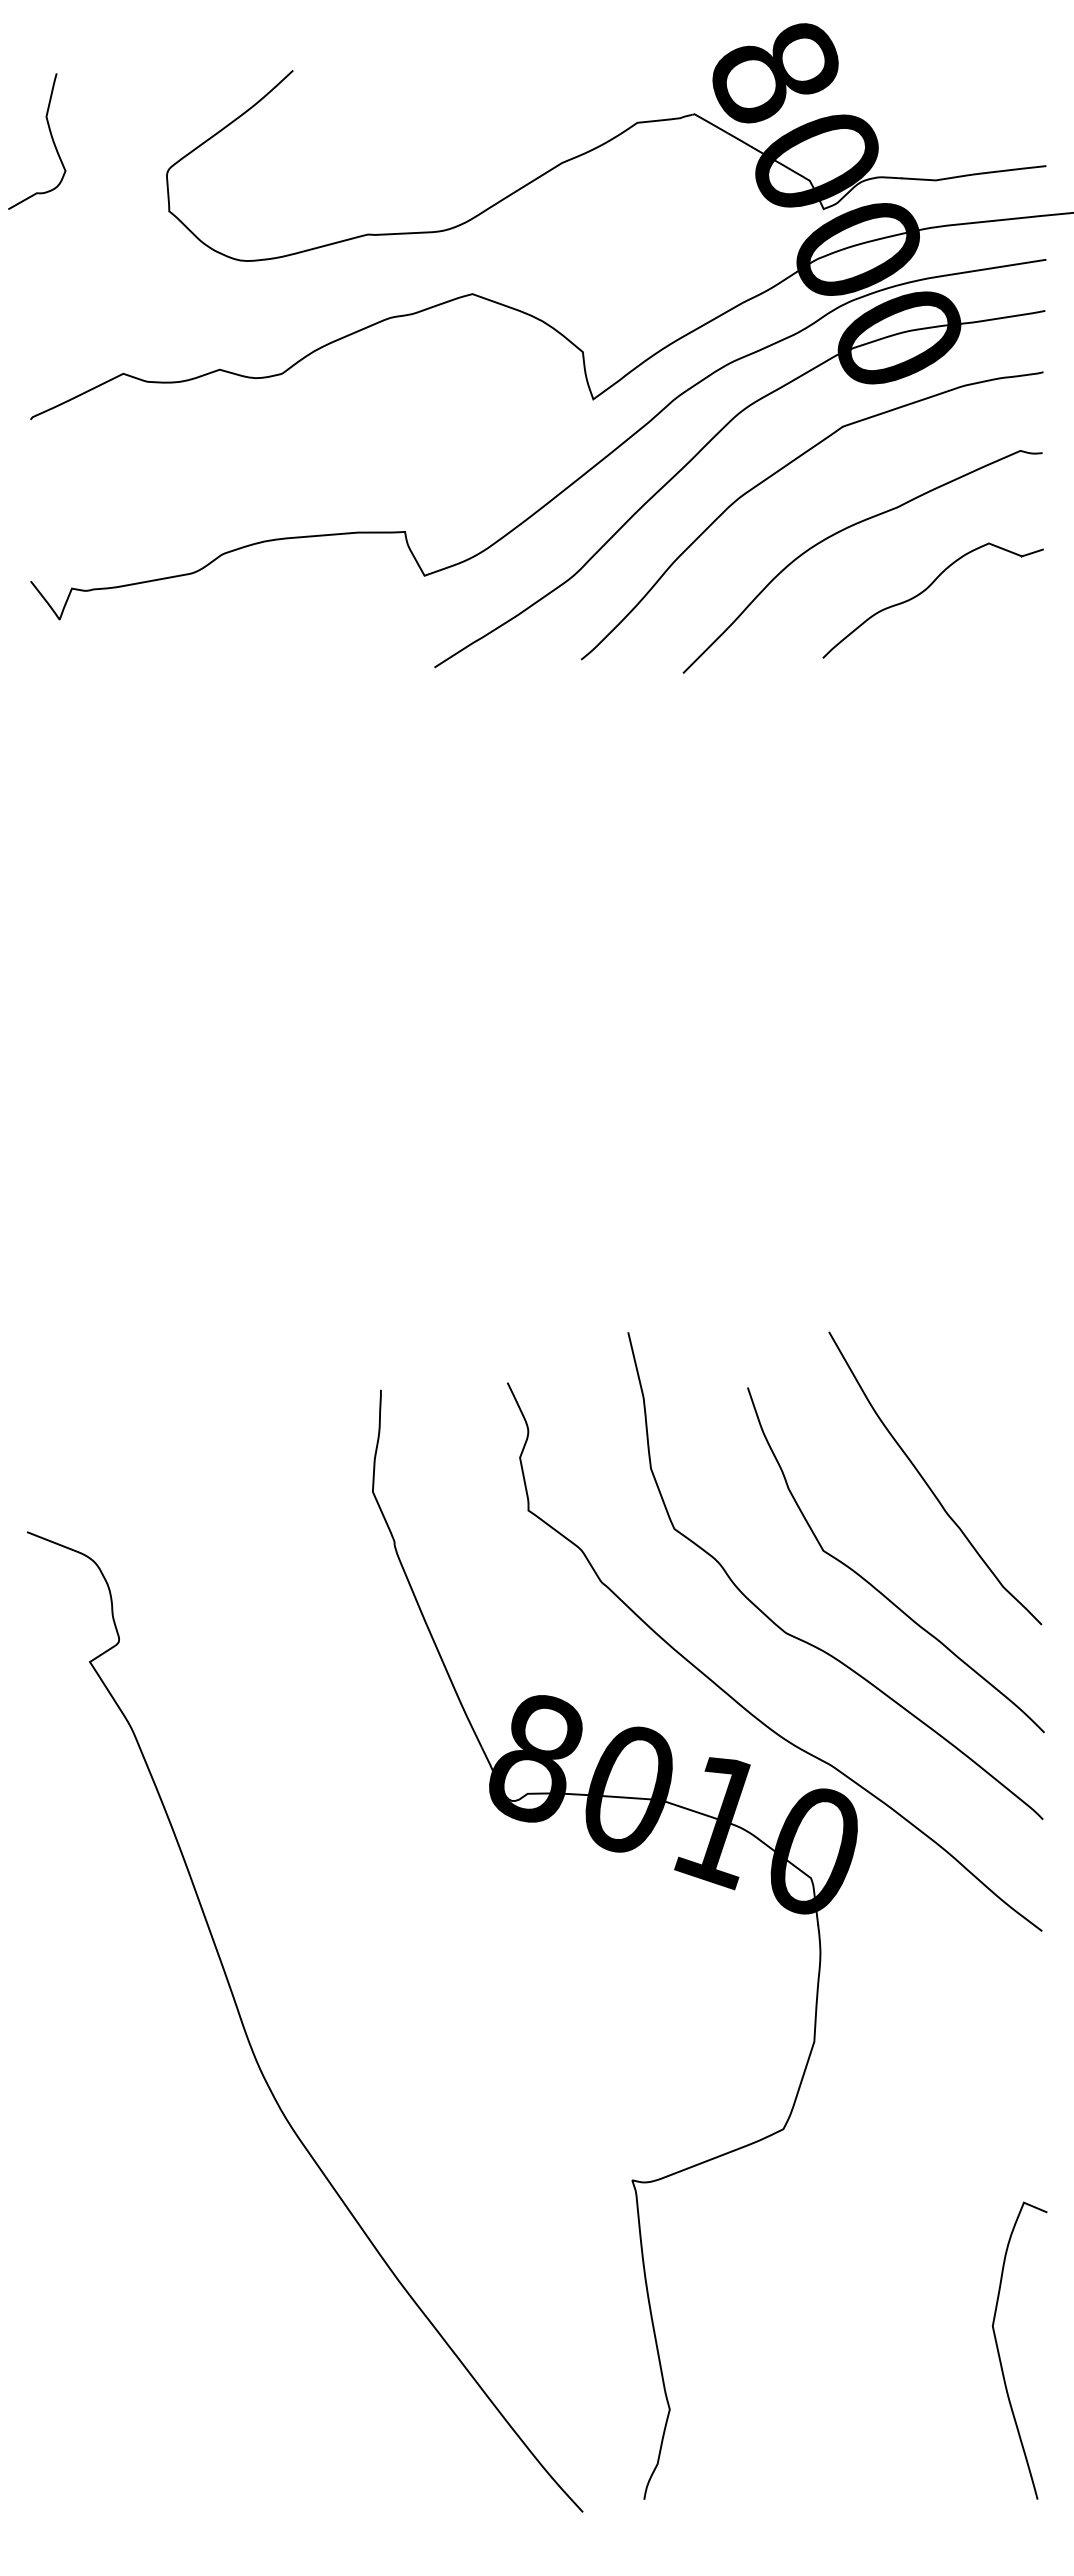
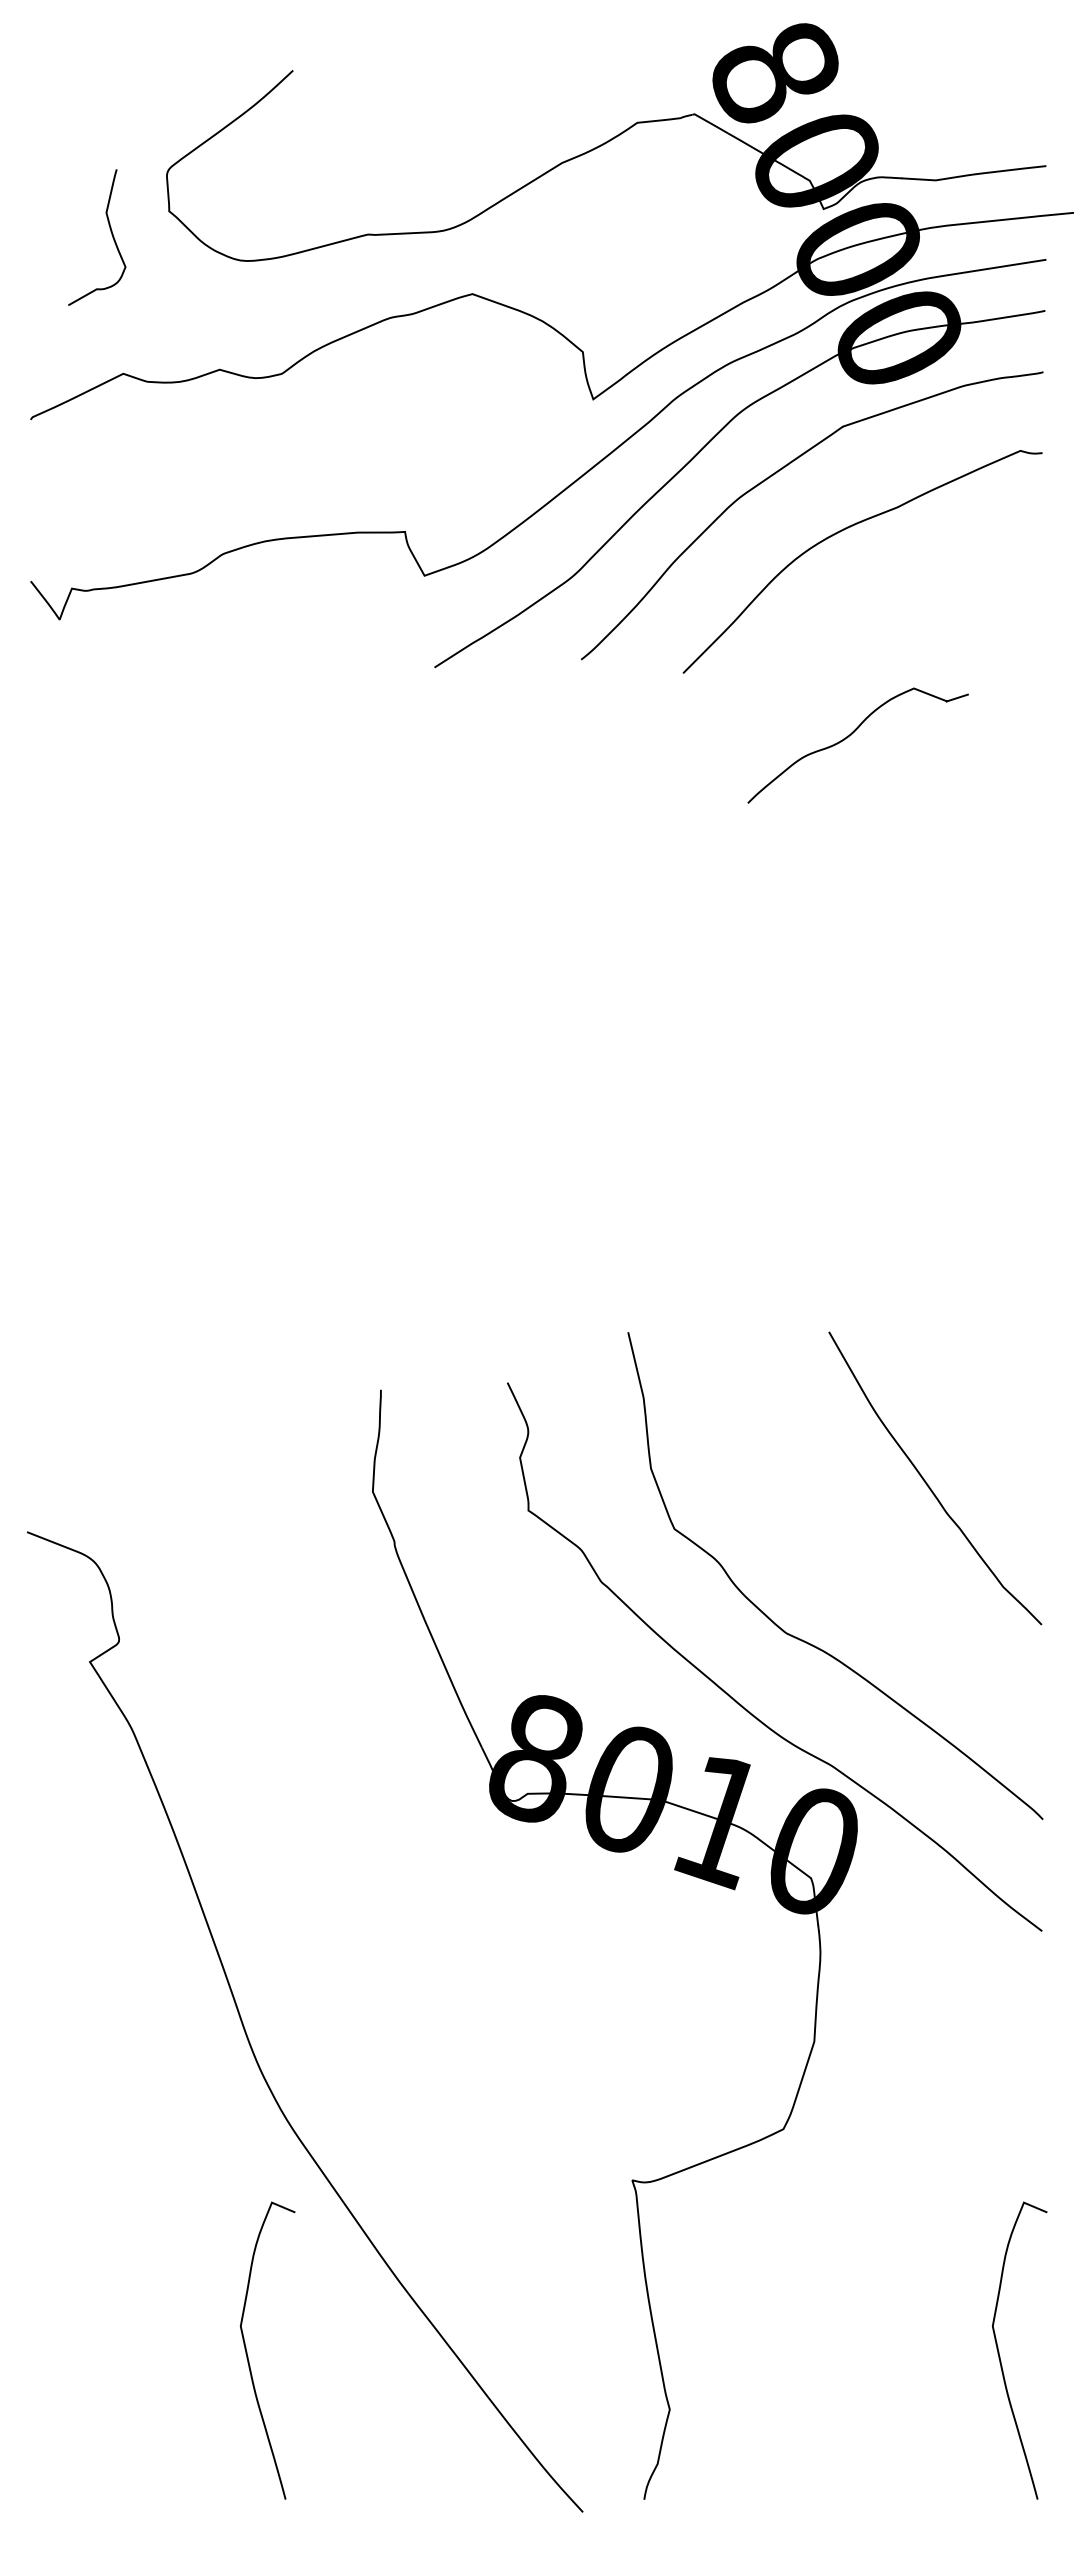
curve position: (50, 136) -> (110, 232) (110, 232)
curve position: (926, 590) -> (851, 735) (851, 735)
curve: present -> none (871, 1583)
curve: none -> present (248, 2356)
